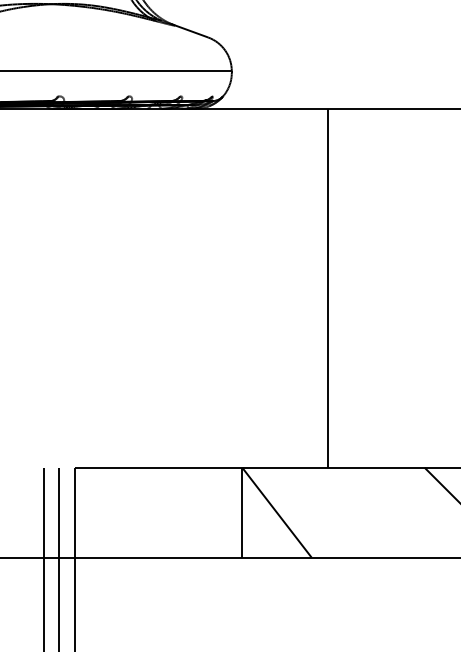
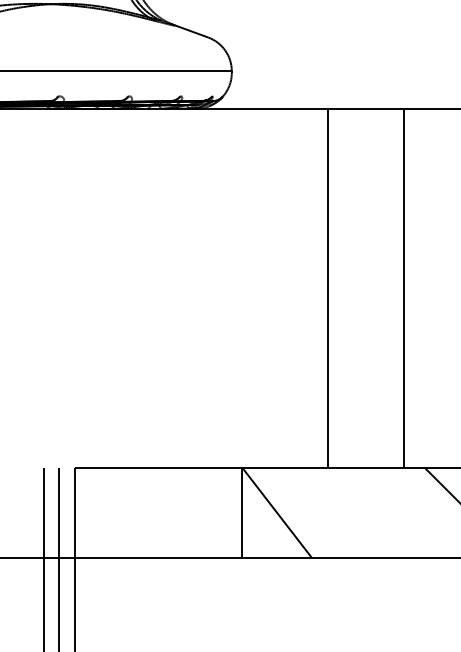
line: none -> present (404, 287)
